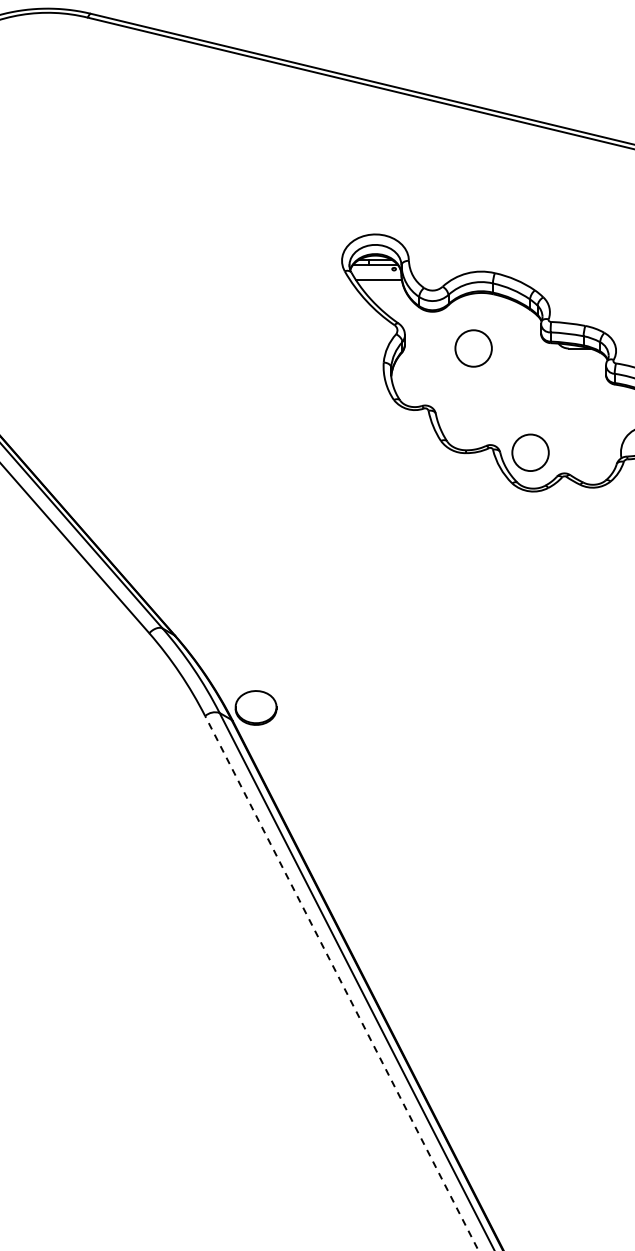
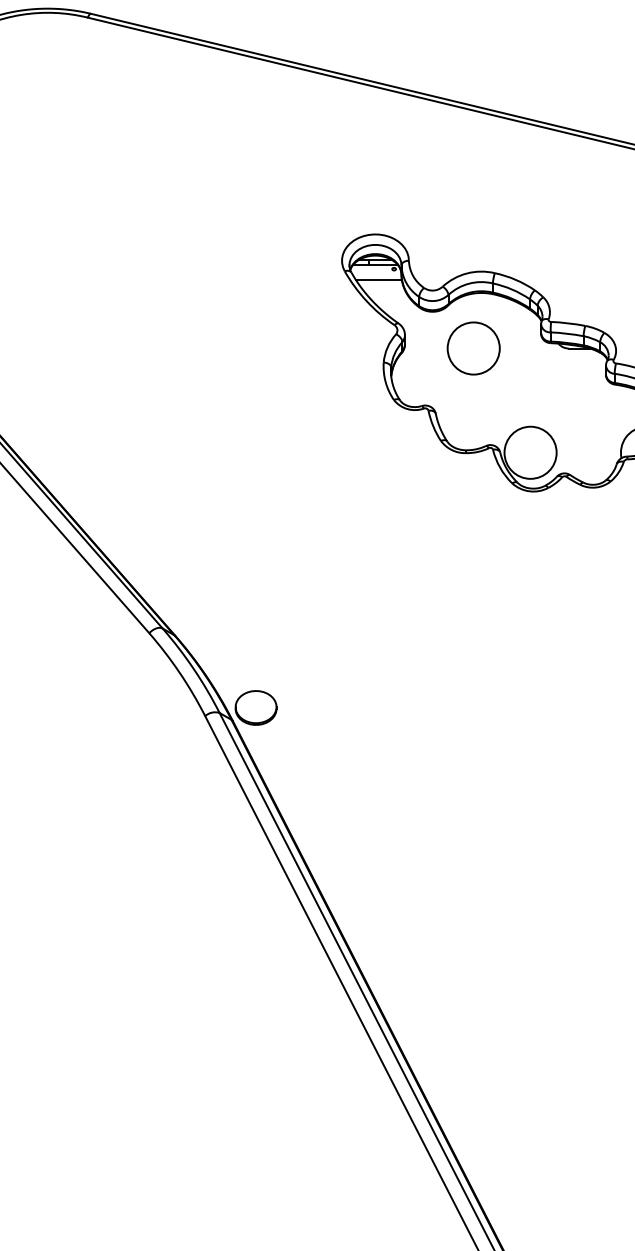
circle size: 39x39 px -> 55x55 px (473, 348)
circle diameter: 36 px -> 52 px (530, 452)
line: dashed -> solid (341, 983)
